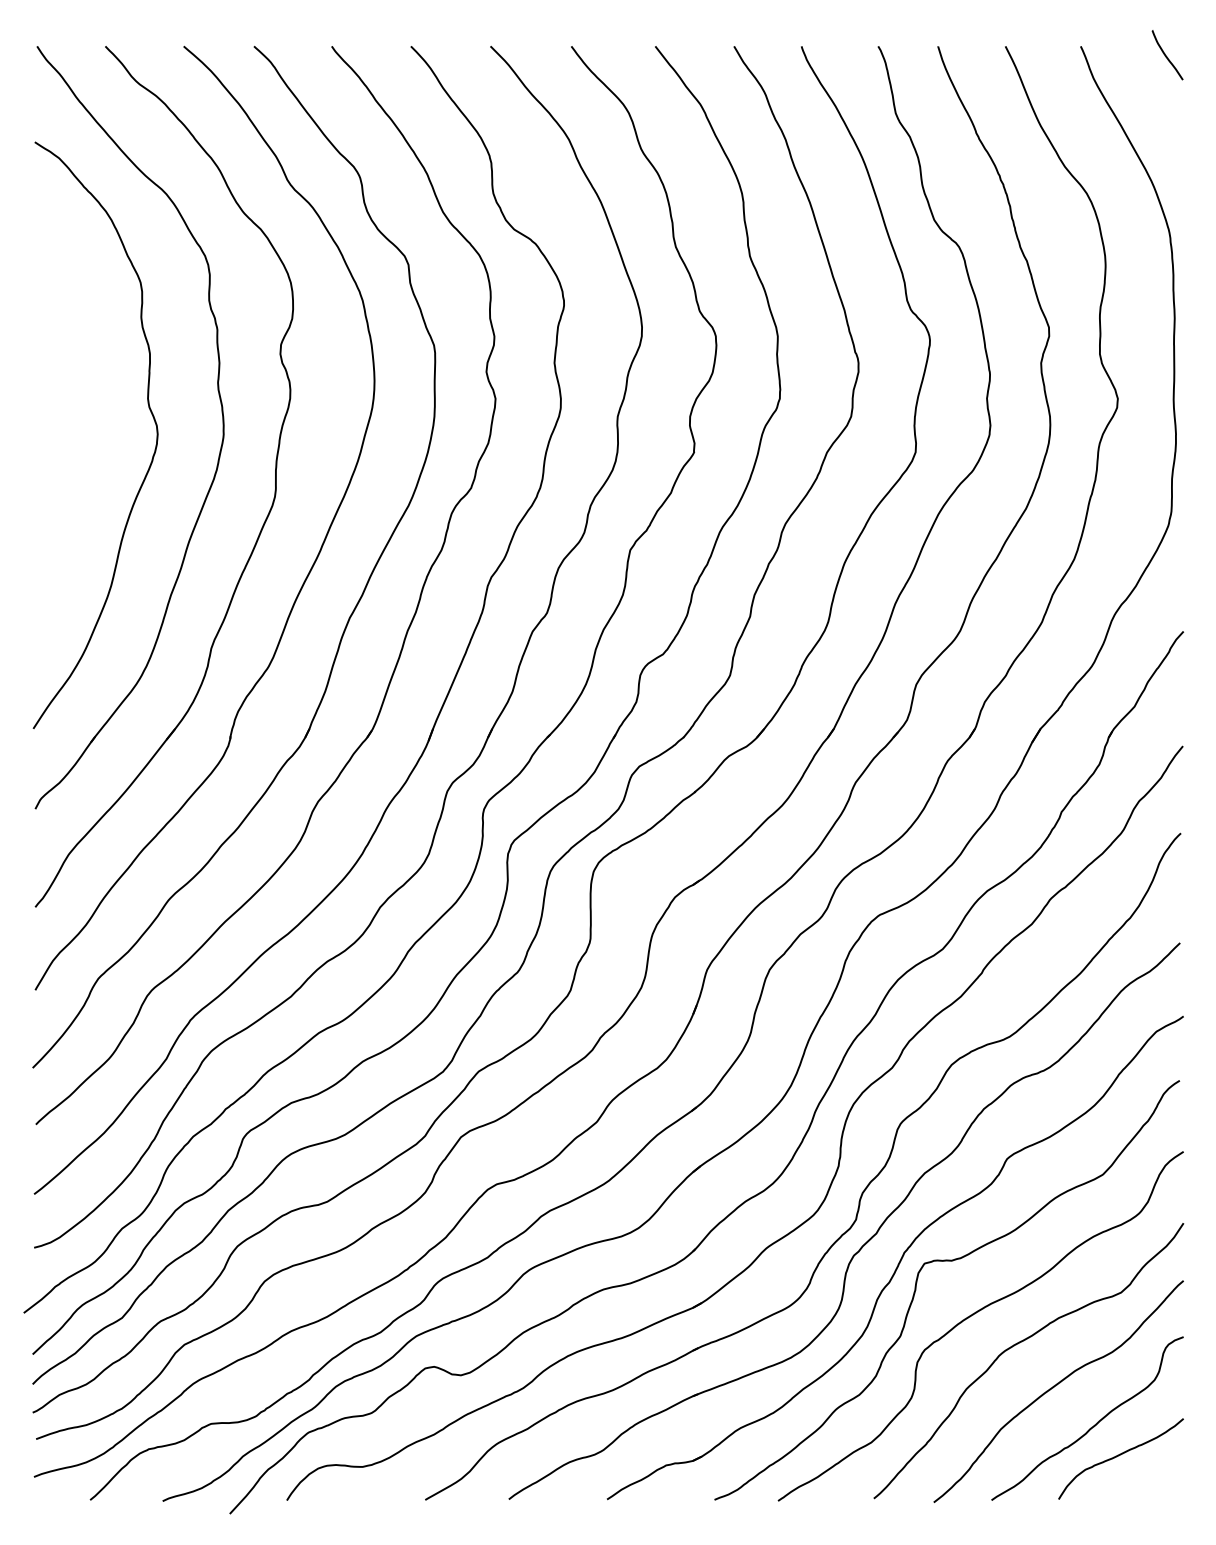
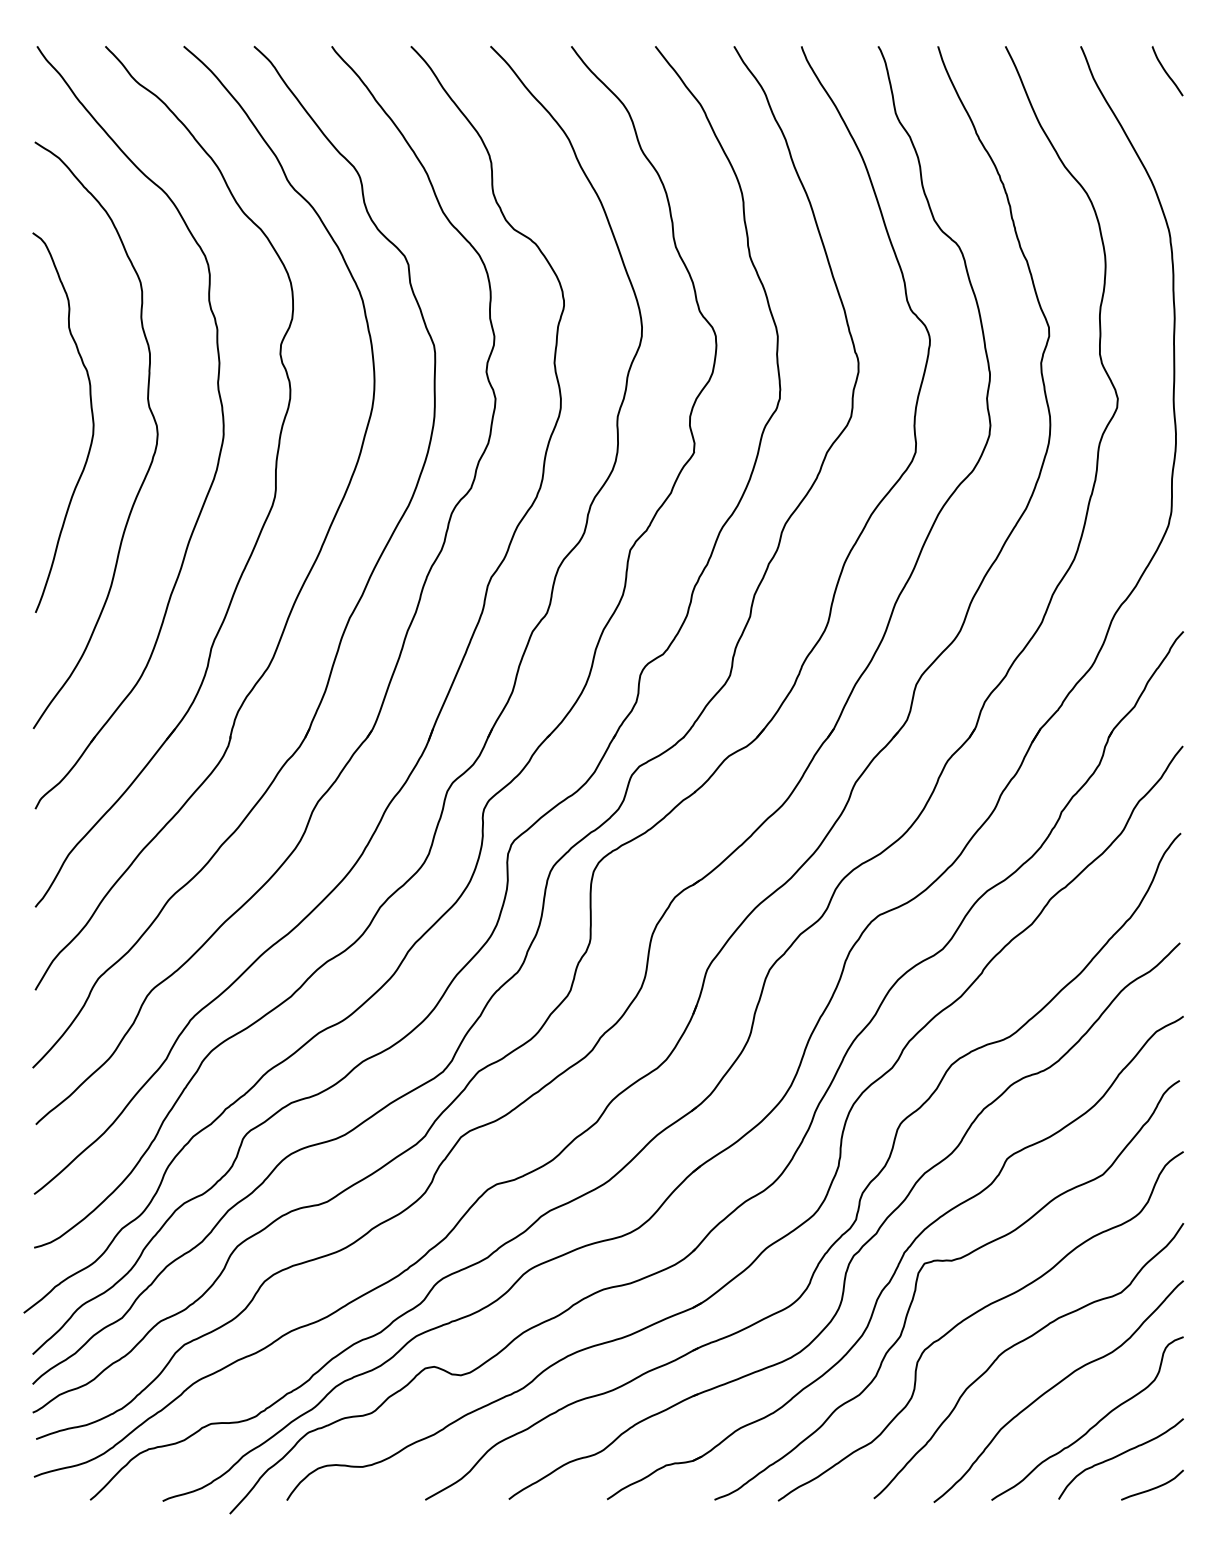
curve position: (1166, 55) -> (1166, 71) (1166, 71)
curve: none -> present (91, 416)
curve: none -> present (1153, 1487)
